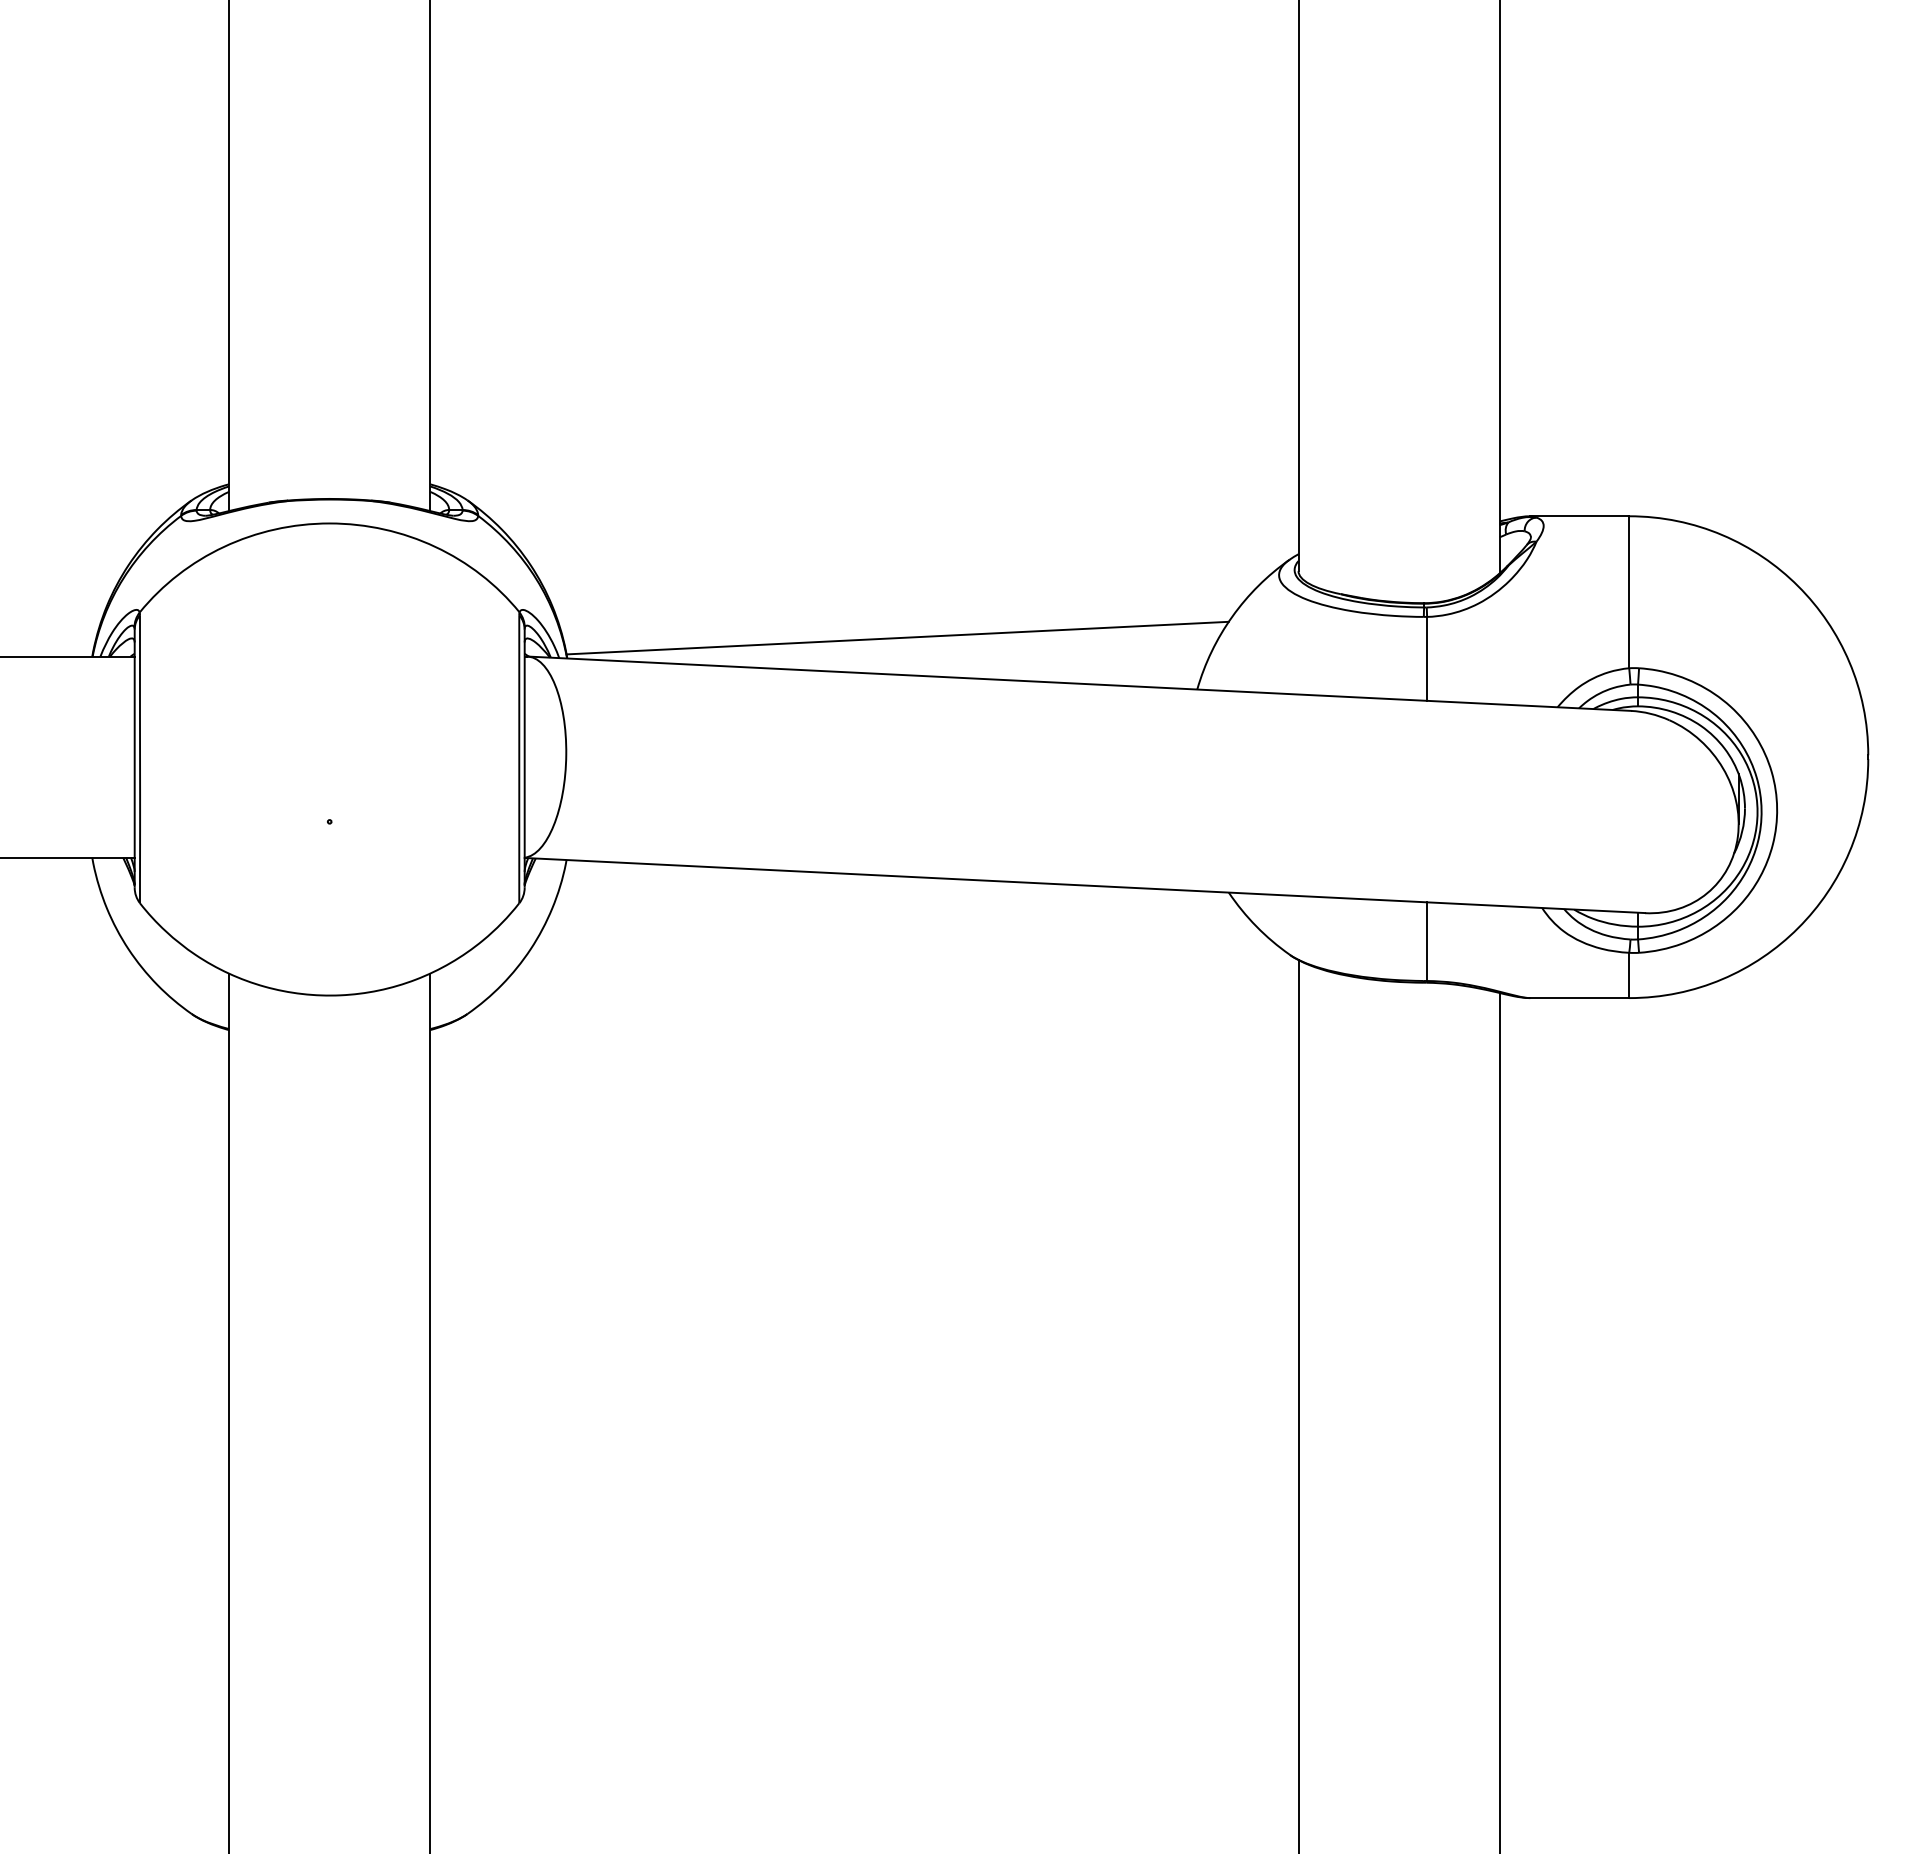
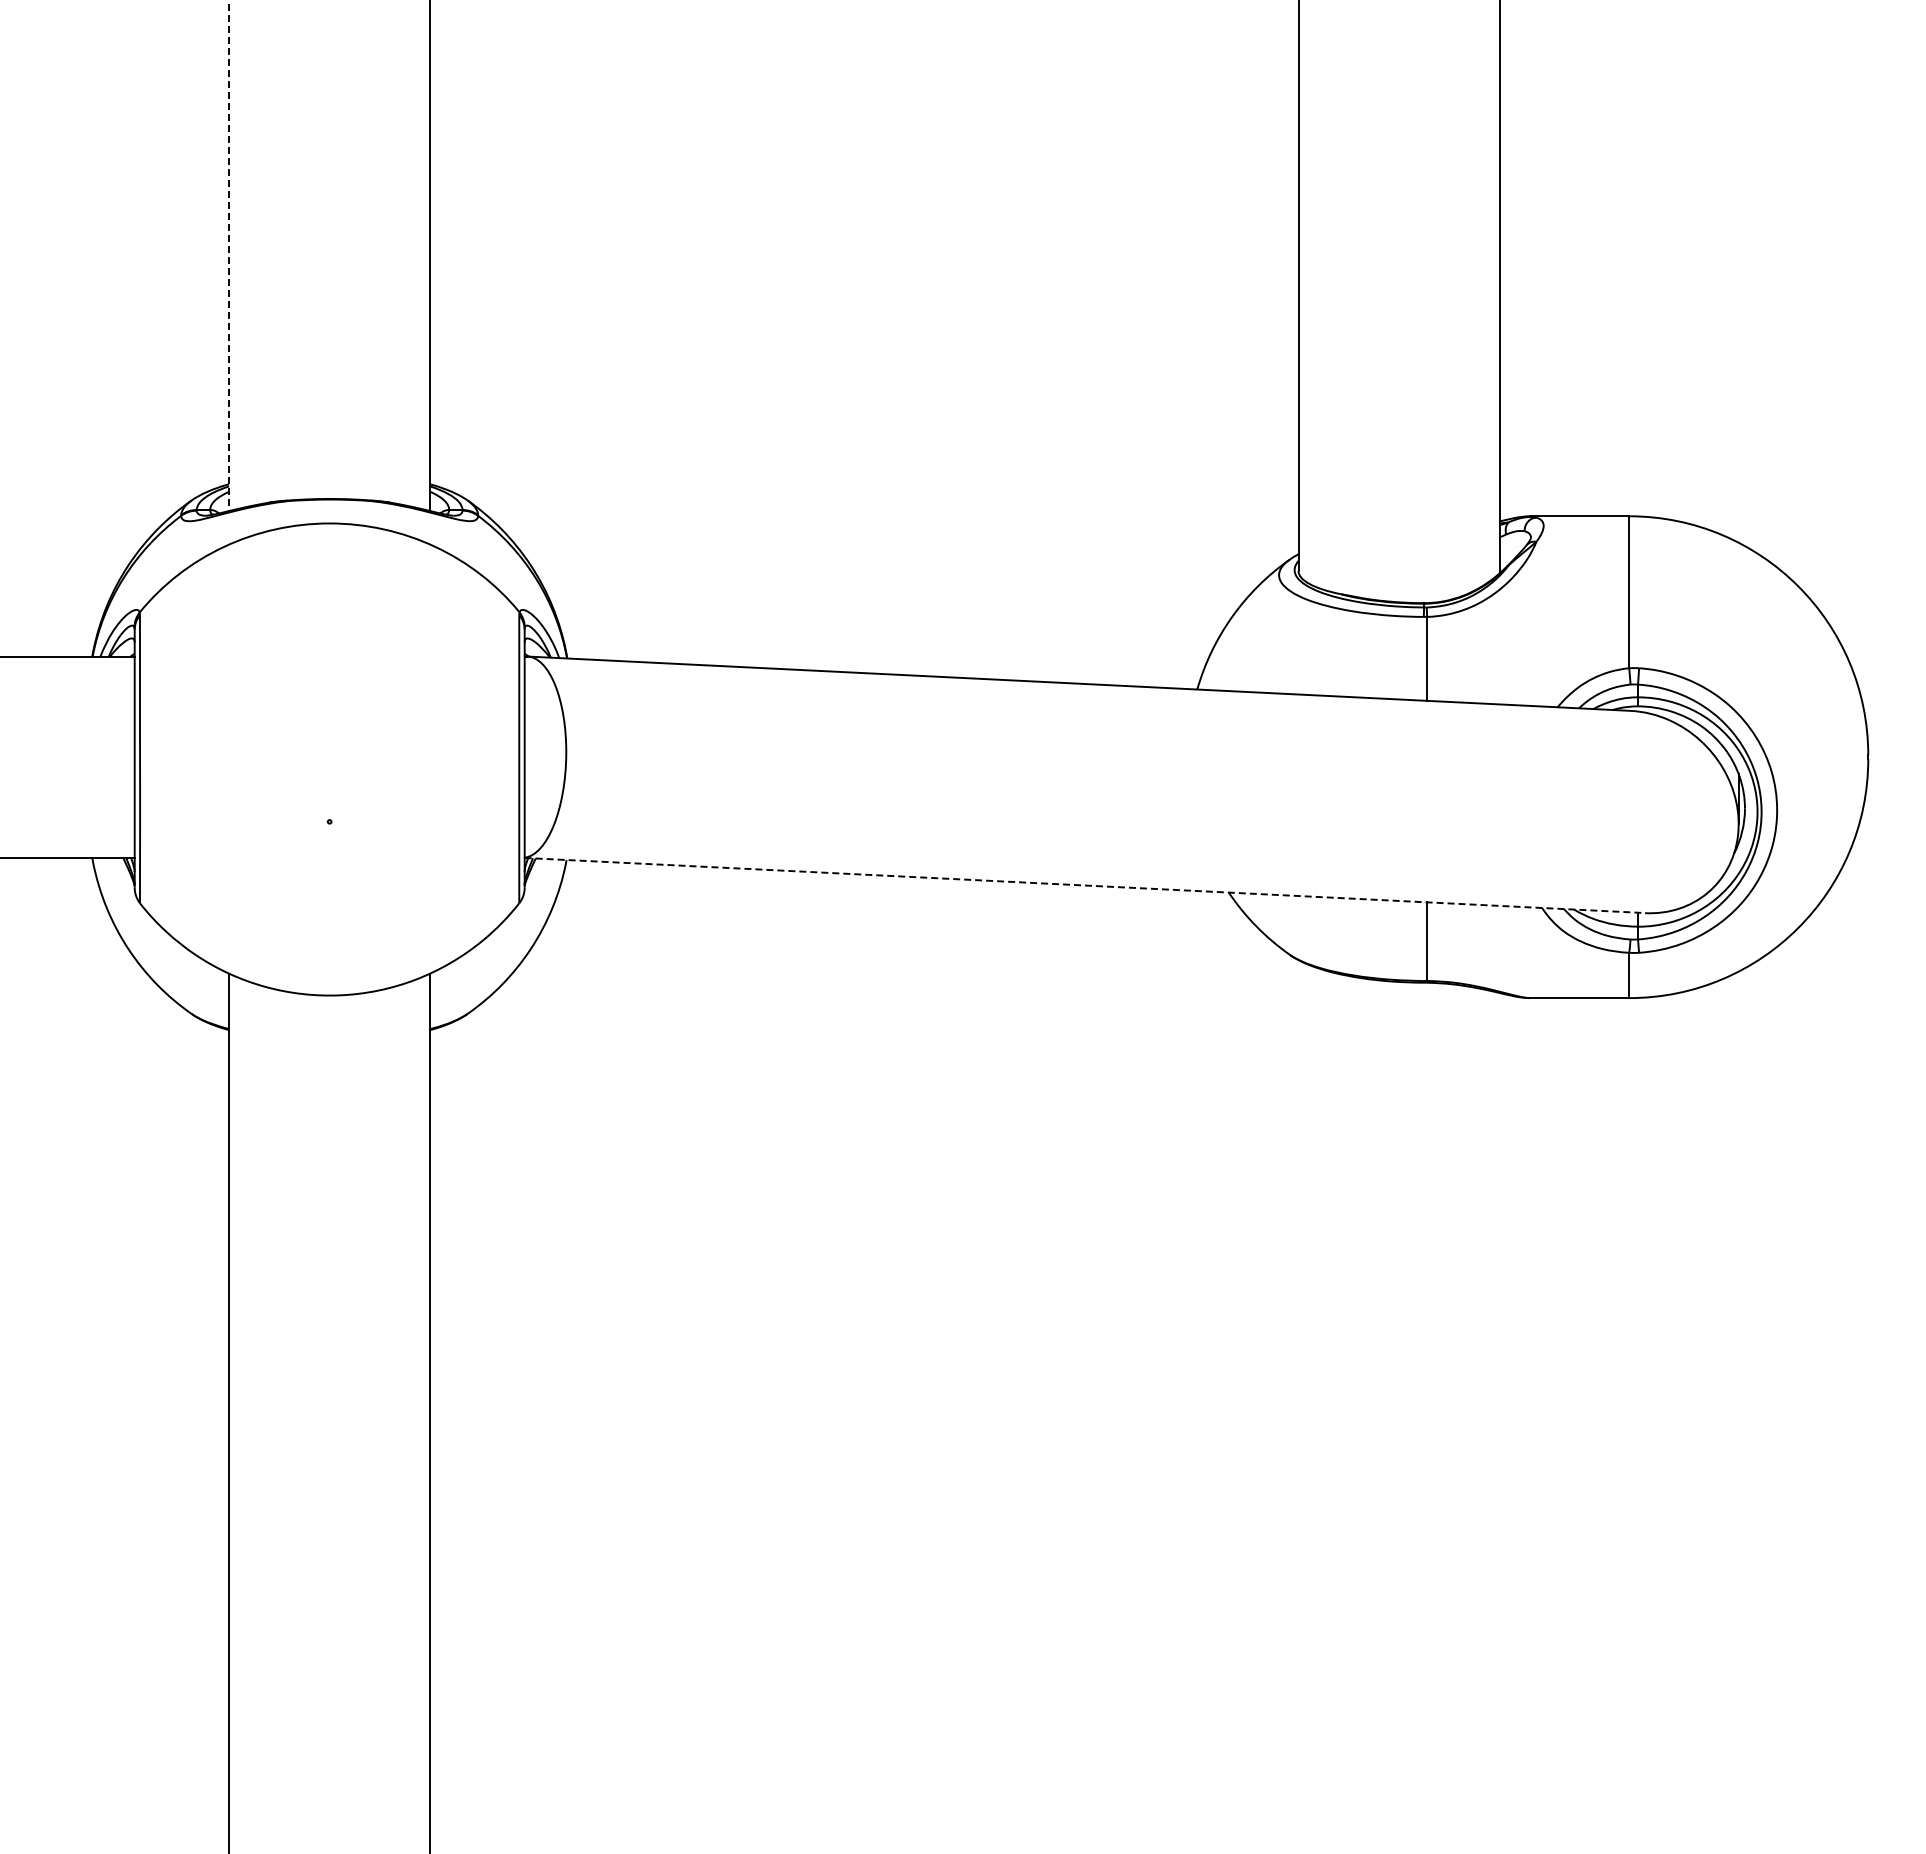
line: solid -> dashed (229, 256)
line: present -> none (897, 637)
line: solid -> dashed (1084, 885)
line: present -> none (1298, 1405)
line: present -> none (1499, 1421)
